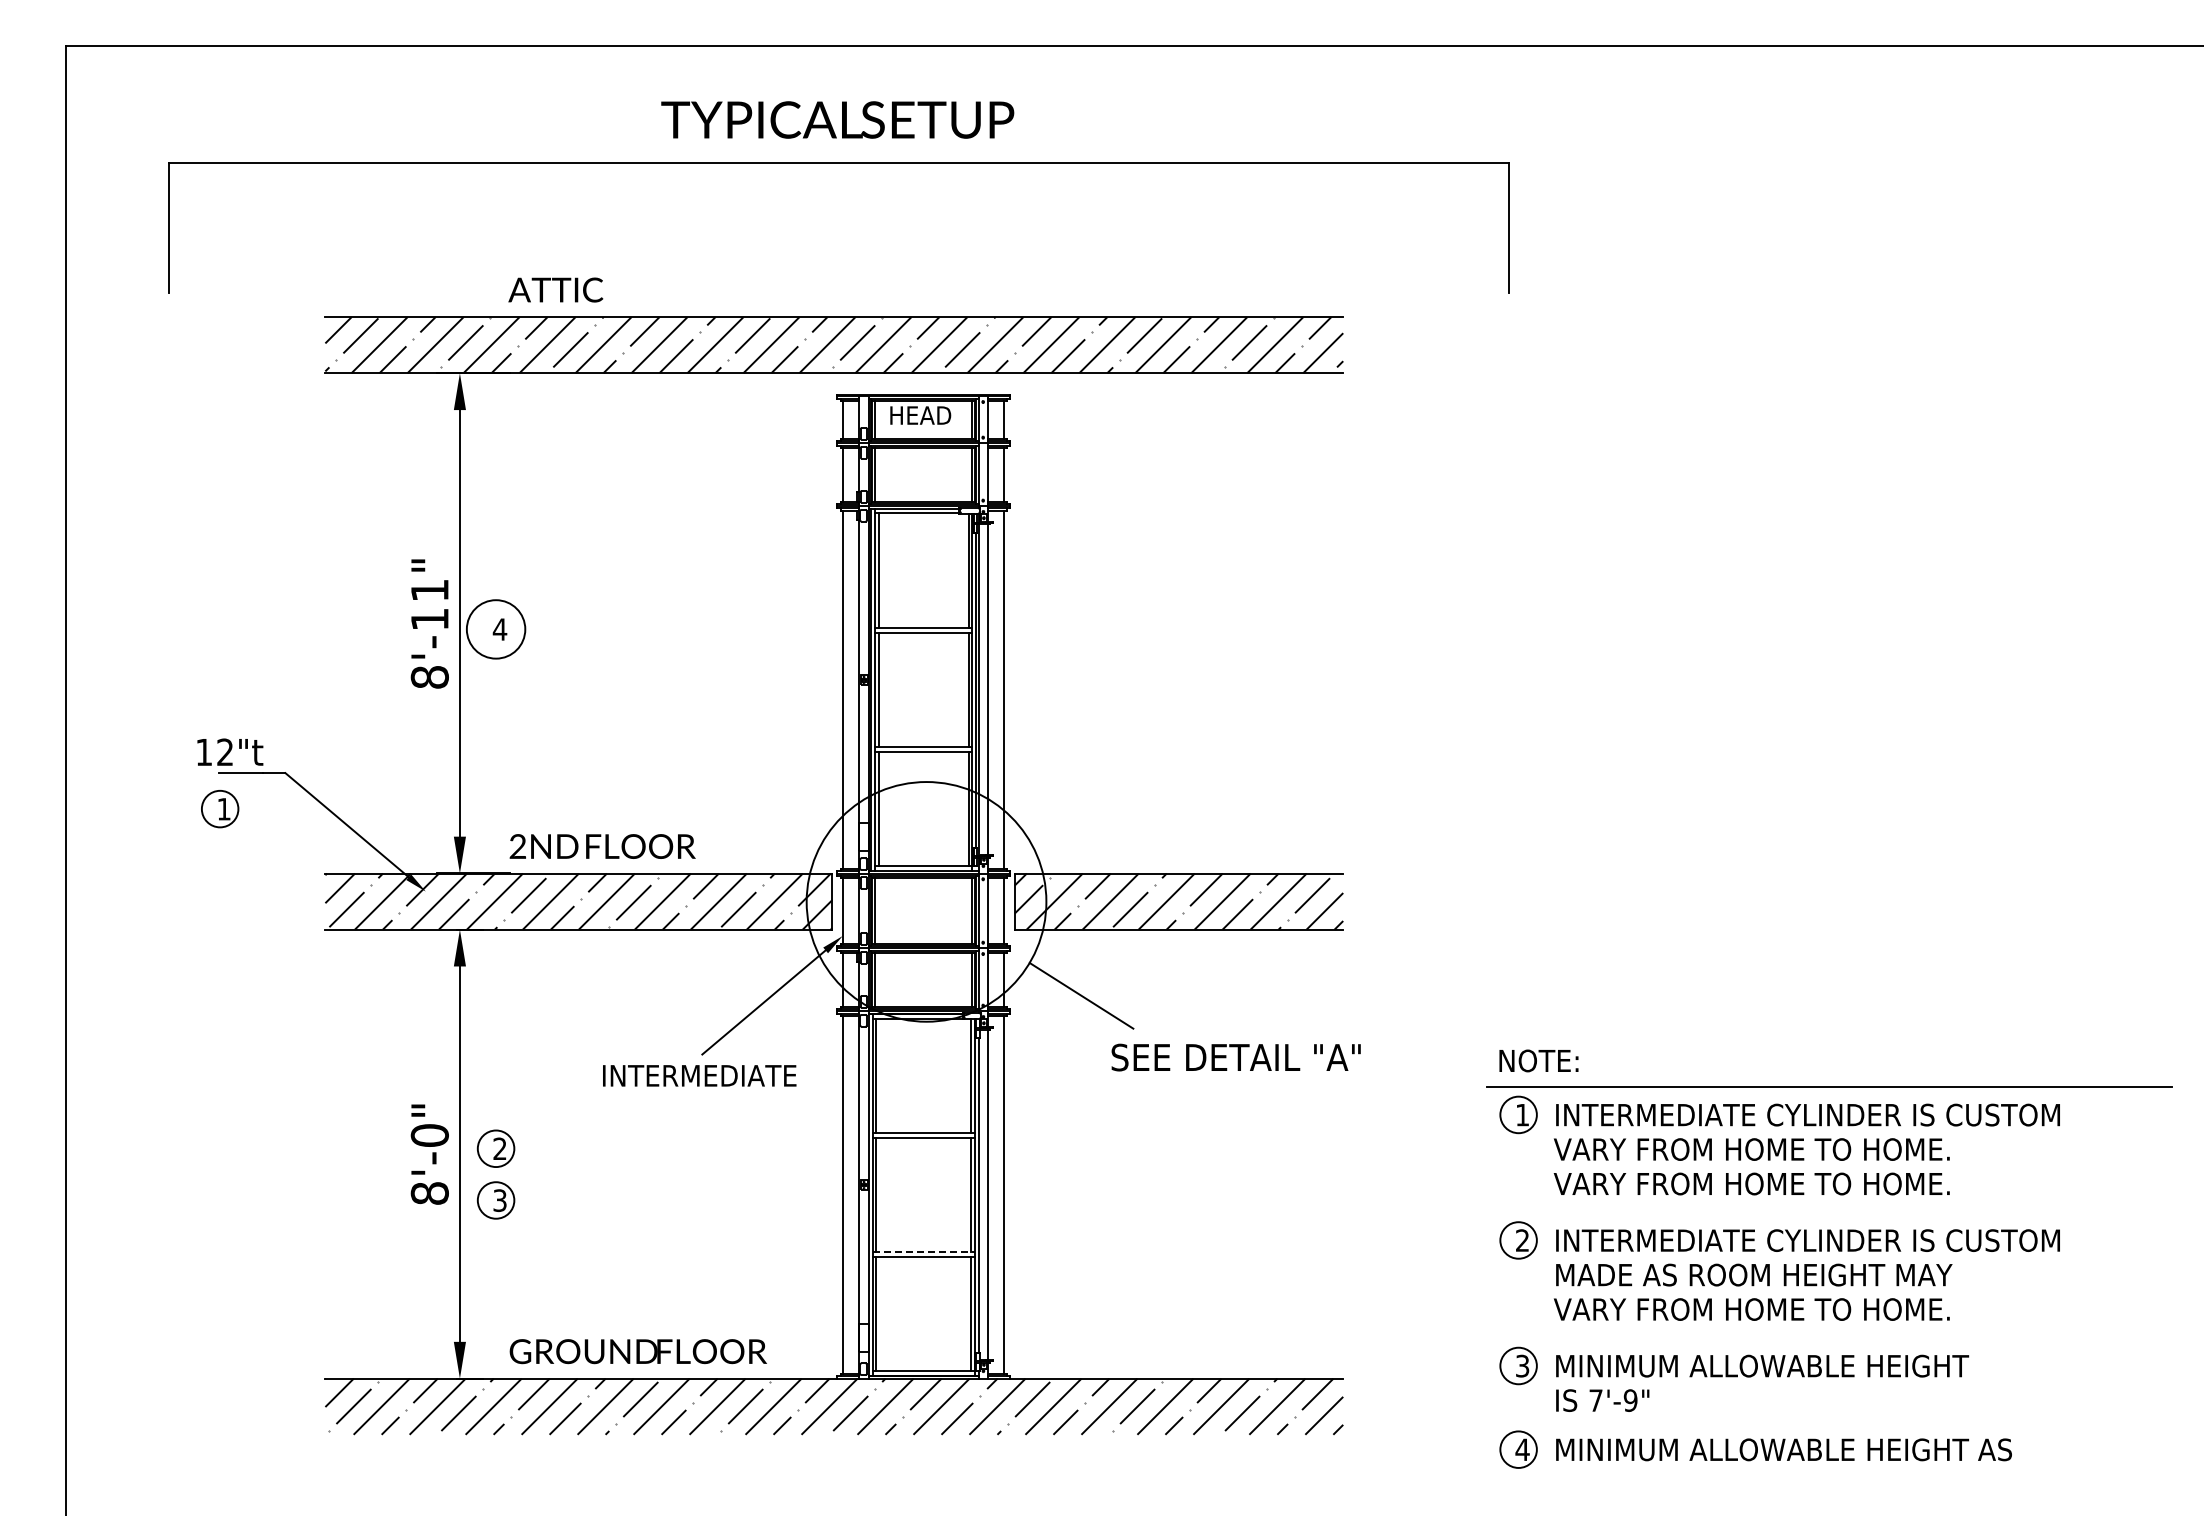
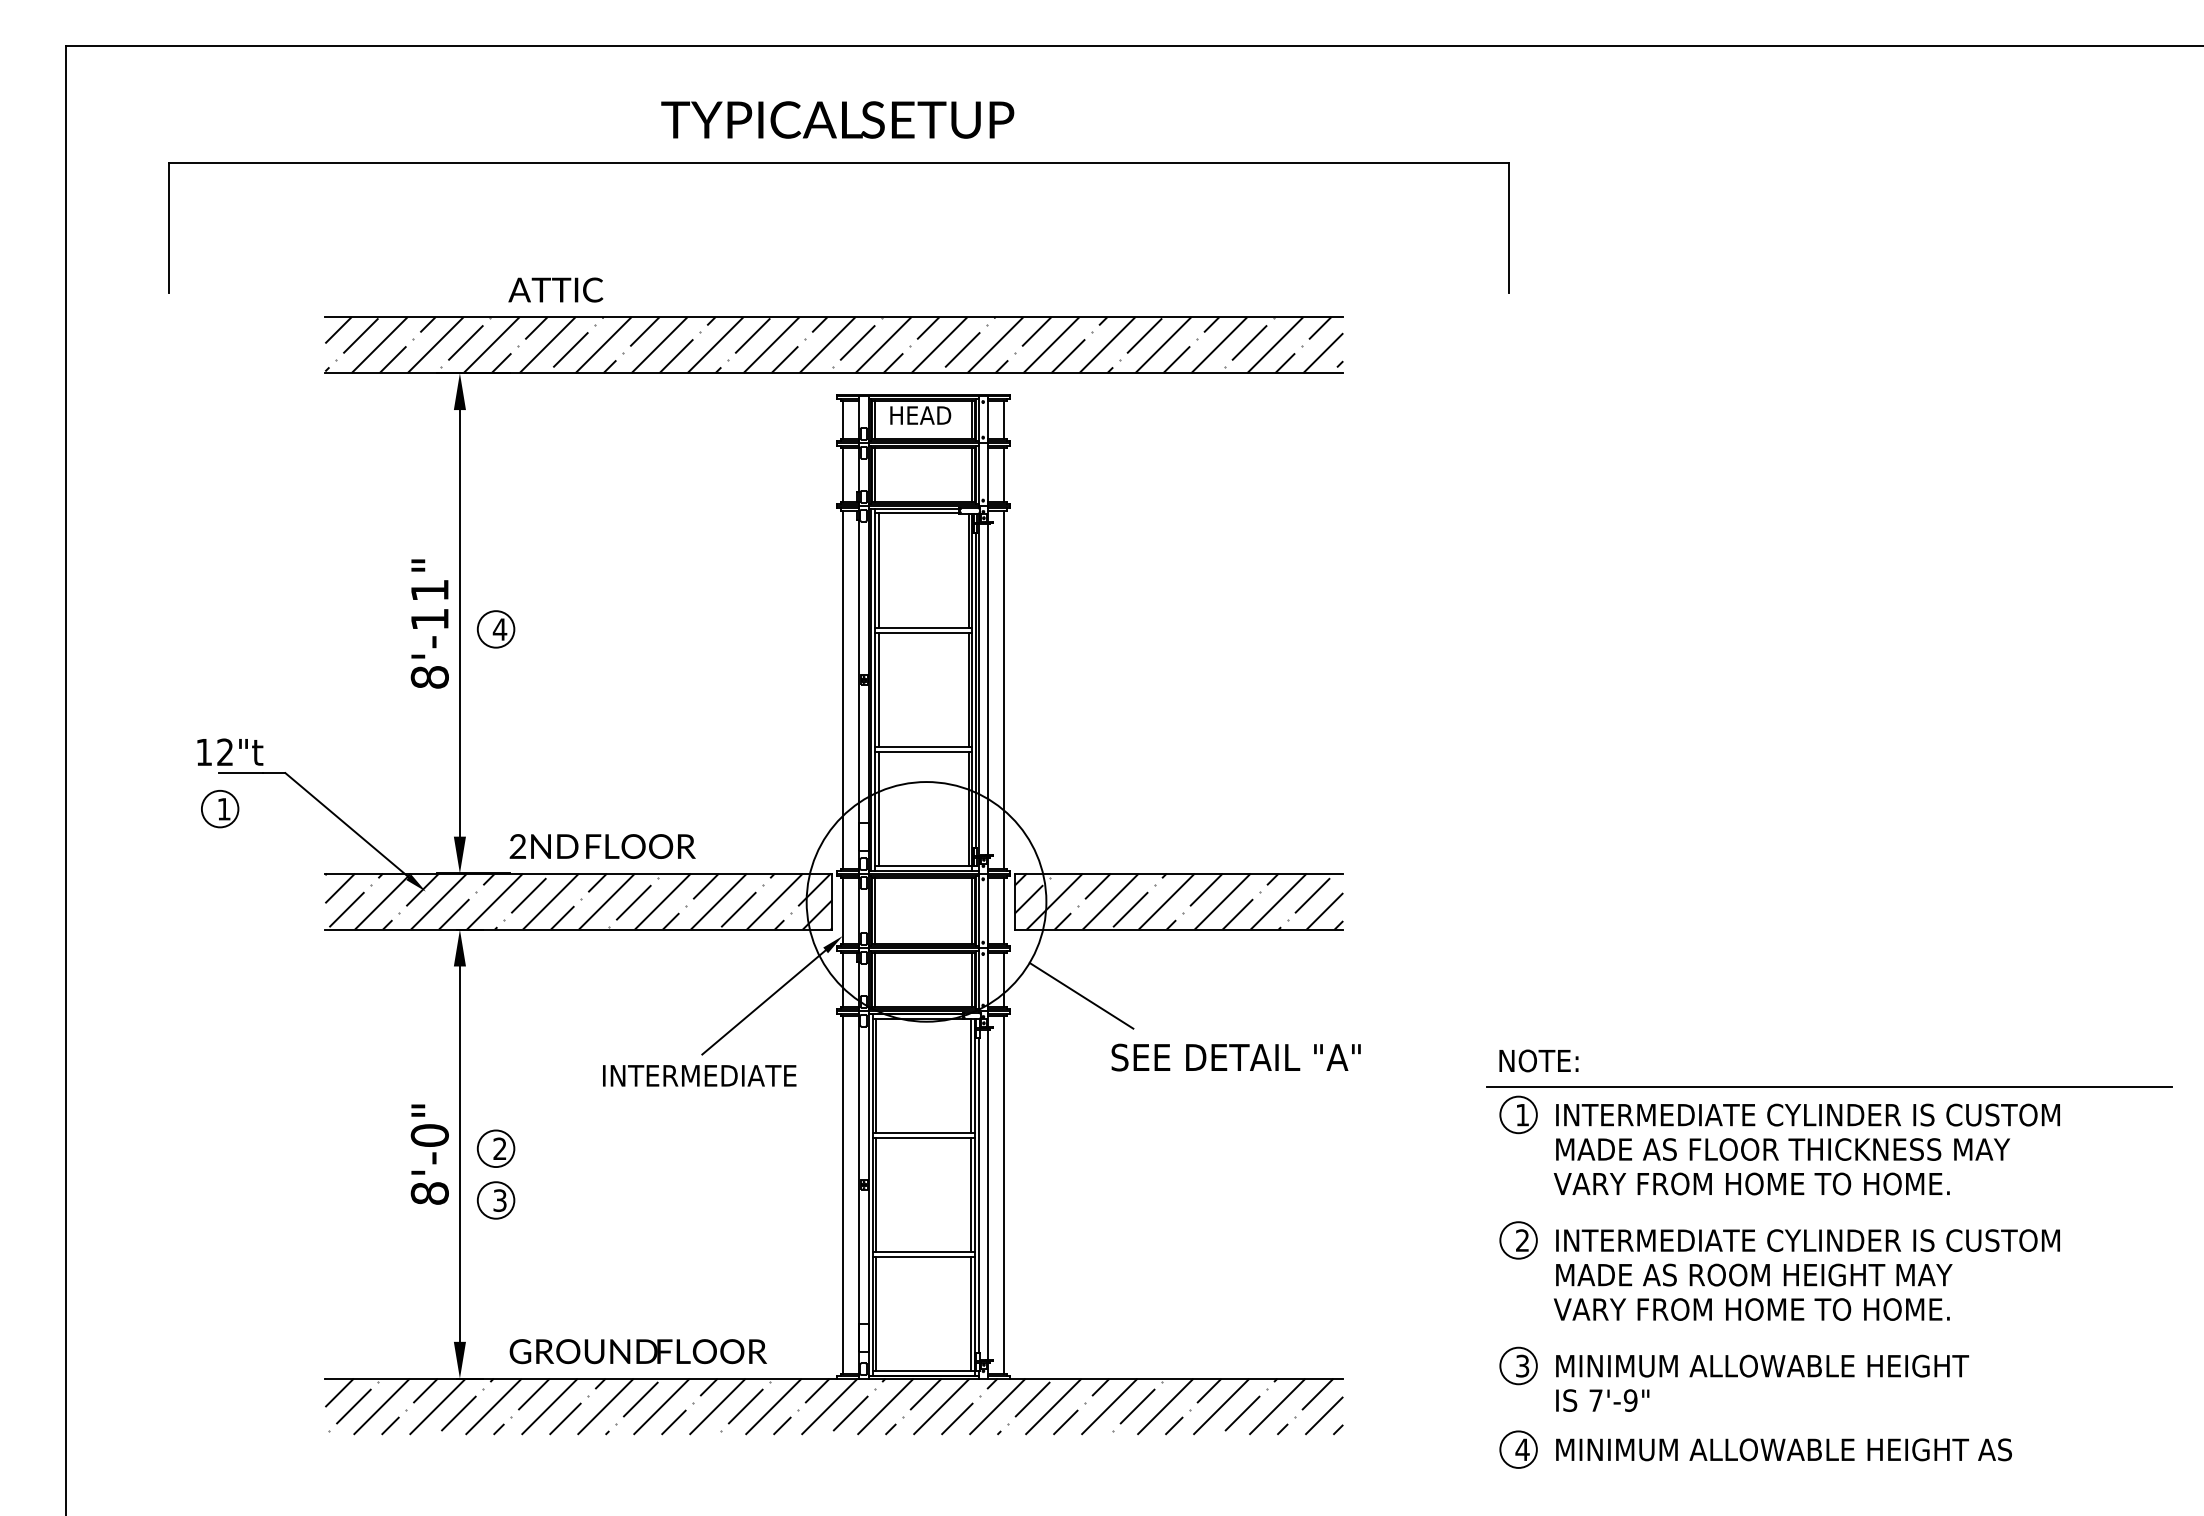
circle diameter: 58 px -> 37 px (495, 629)
text: VARY FROM HOME TO HOME. -> MADE AS FLOOR THICKNESS MAY (1781, 1149)
line: dashed -> solid (924, 1252)
